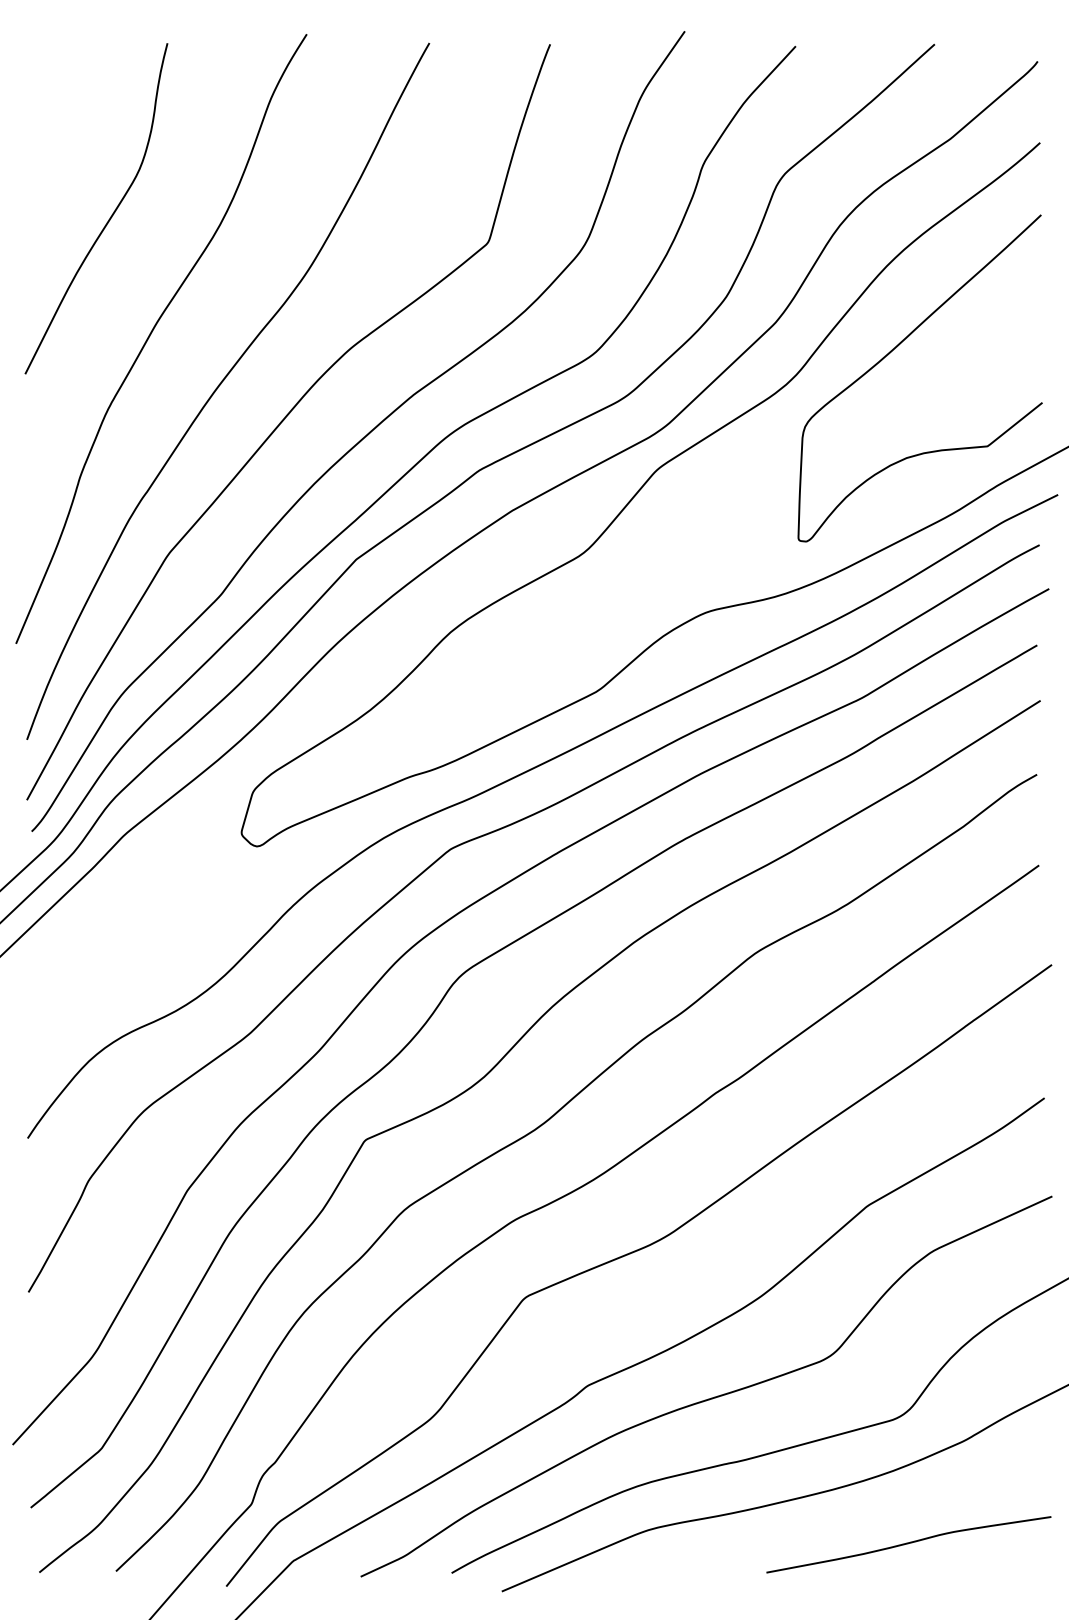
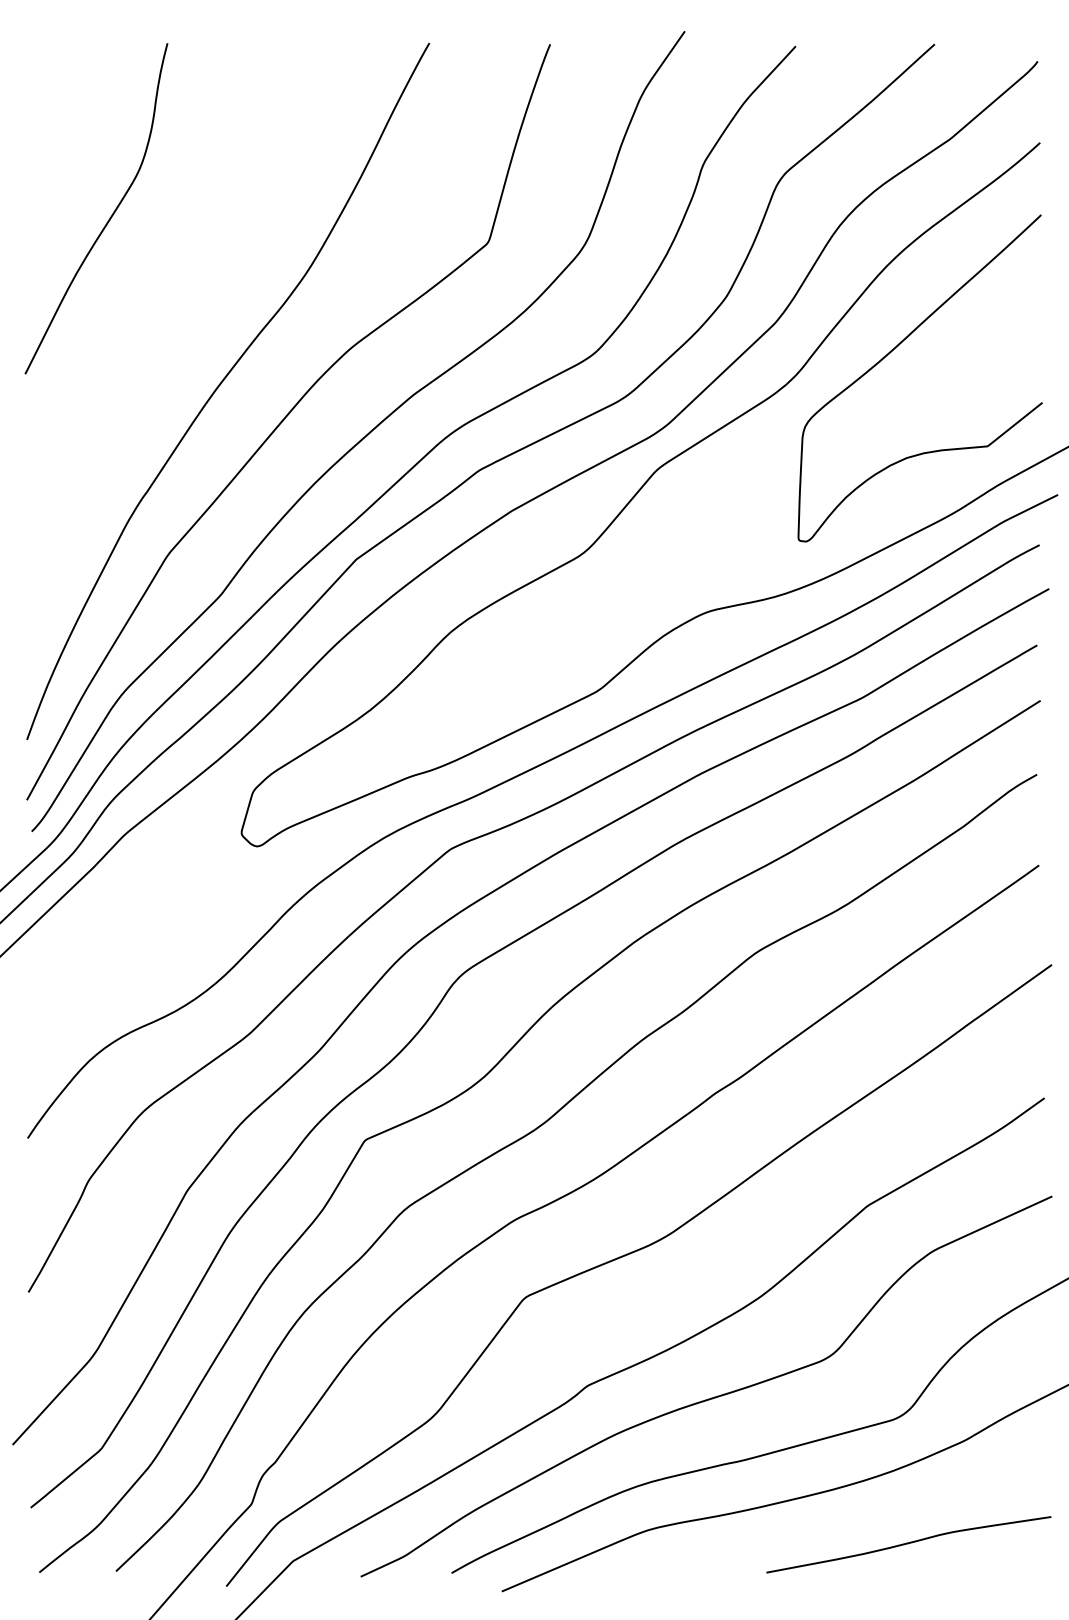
curve: present -> none (151, 334)
